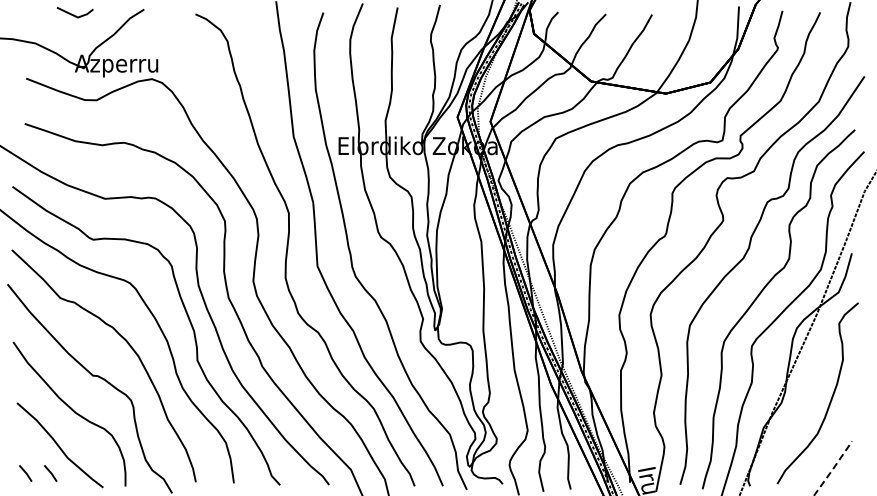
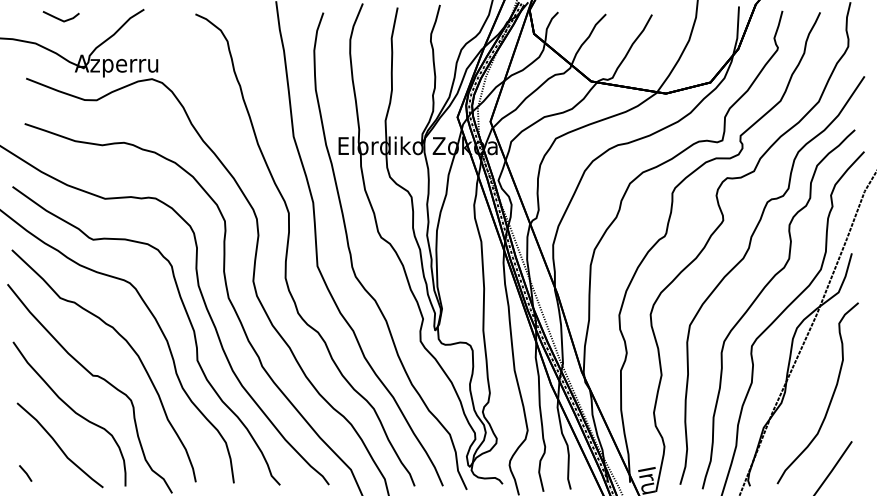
line position: (74, 14) -> (60, 18) (60, 18)
line: dashed -> solid (833, 469)
line: present -> none (50, 473)
